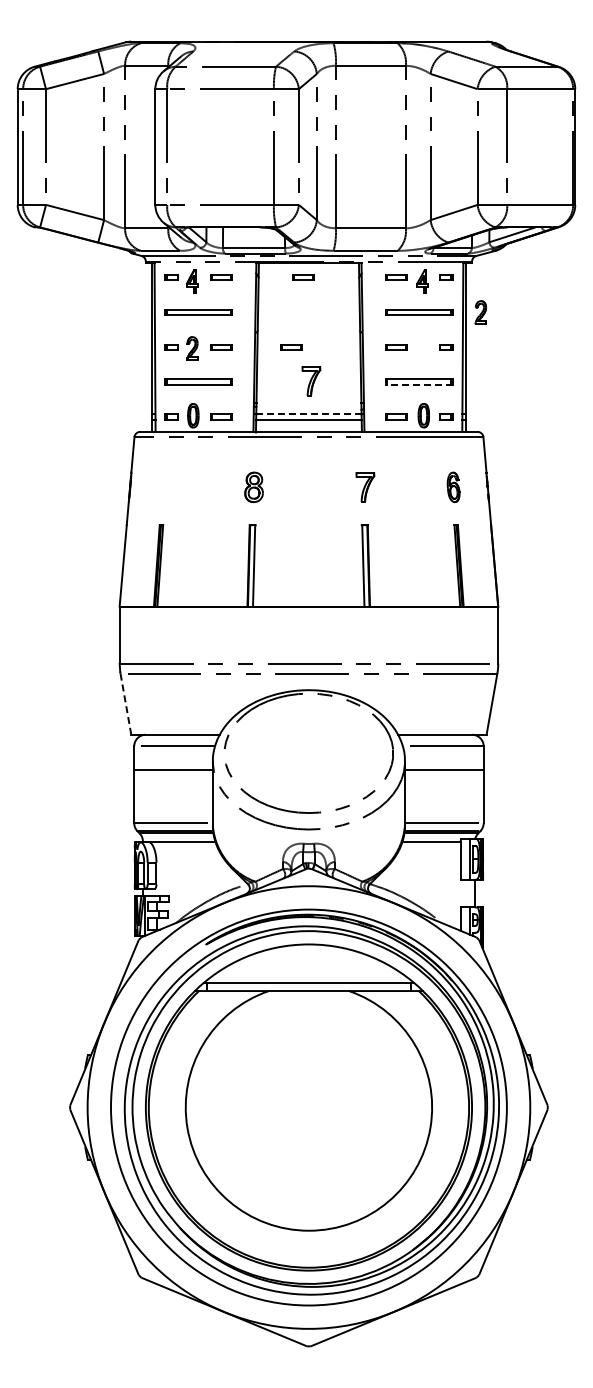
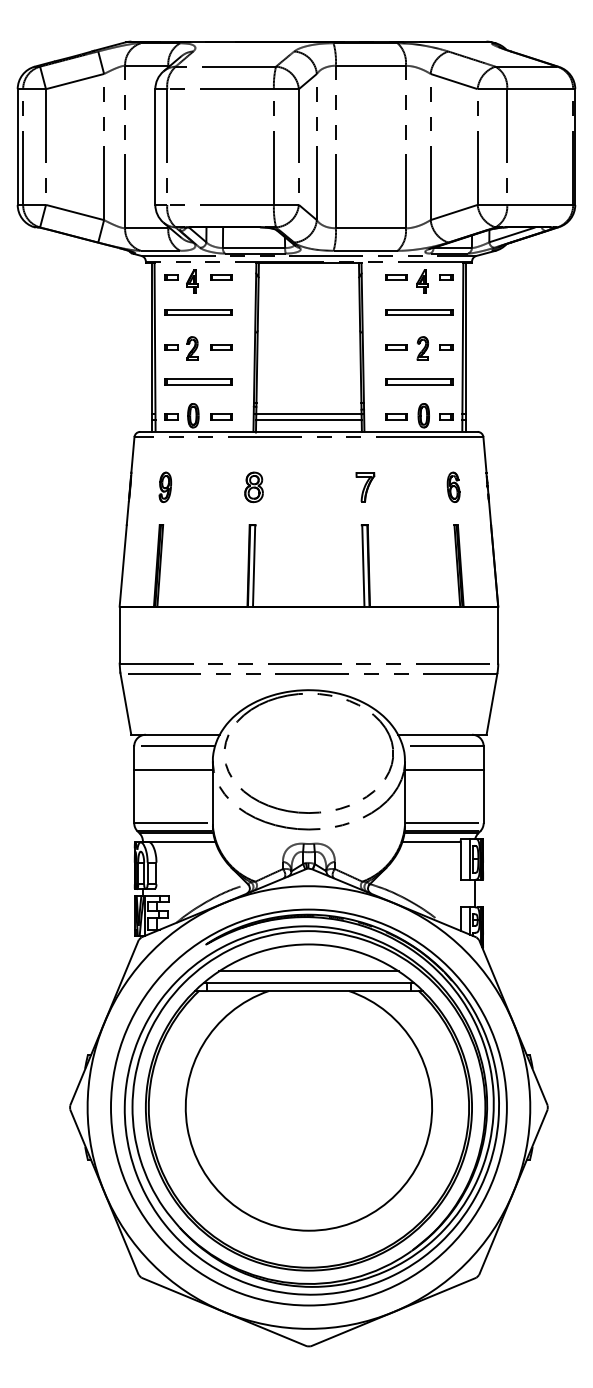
part: present -> none (303, 277)
part position: (480, 312) -> (422, 348) (422, 348)
part: present -> none (291, 347)
part: present -> none (311, 381)
line: dashed -> solid (418, 385)
line: dashed -> solid (308, 414)
part: none -> present (165, 486)
line: dashed -> solid (125, 704)
line: none -> present (308, 971)
